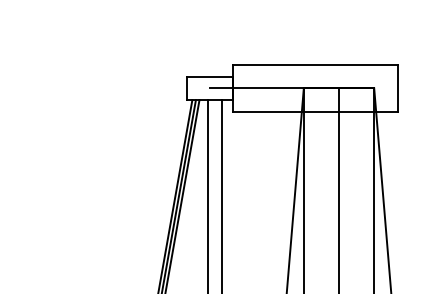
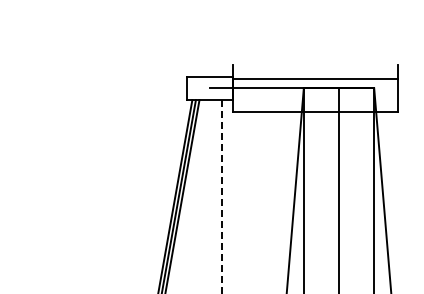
line position: (315, 64) -> (315, 78) (315, 78)
line: present -> none (207, 195)
line: solid -> dashed (221, 197)
